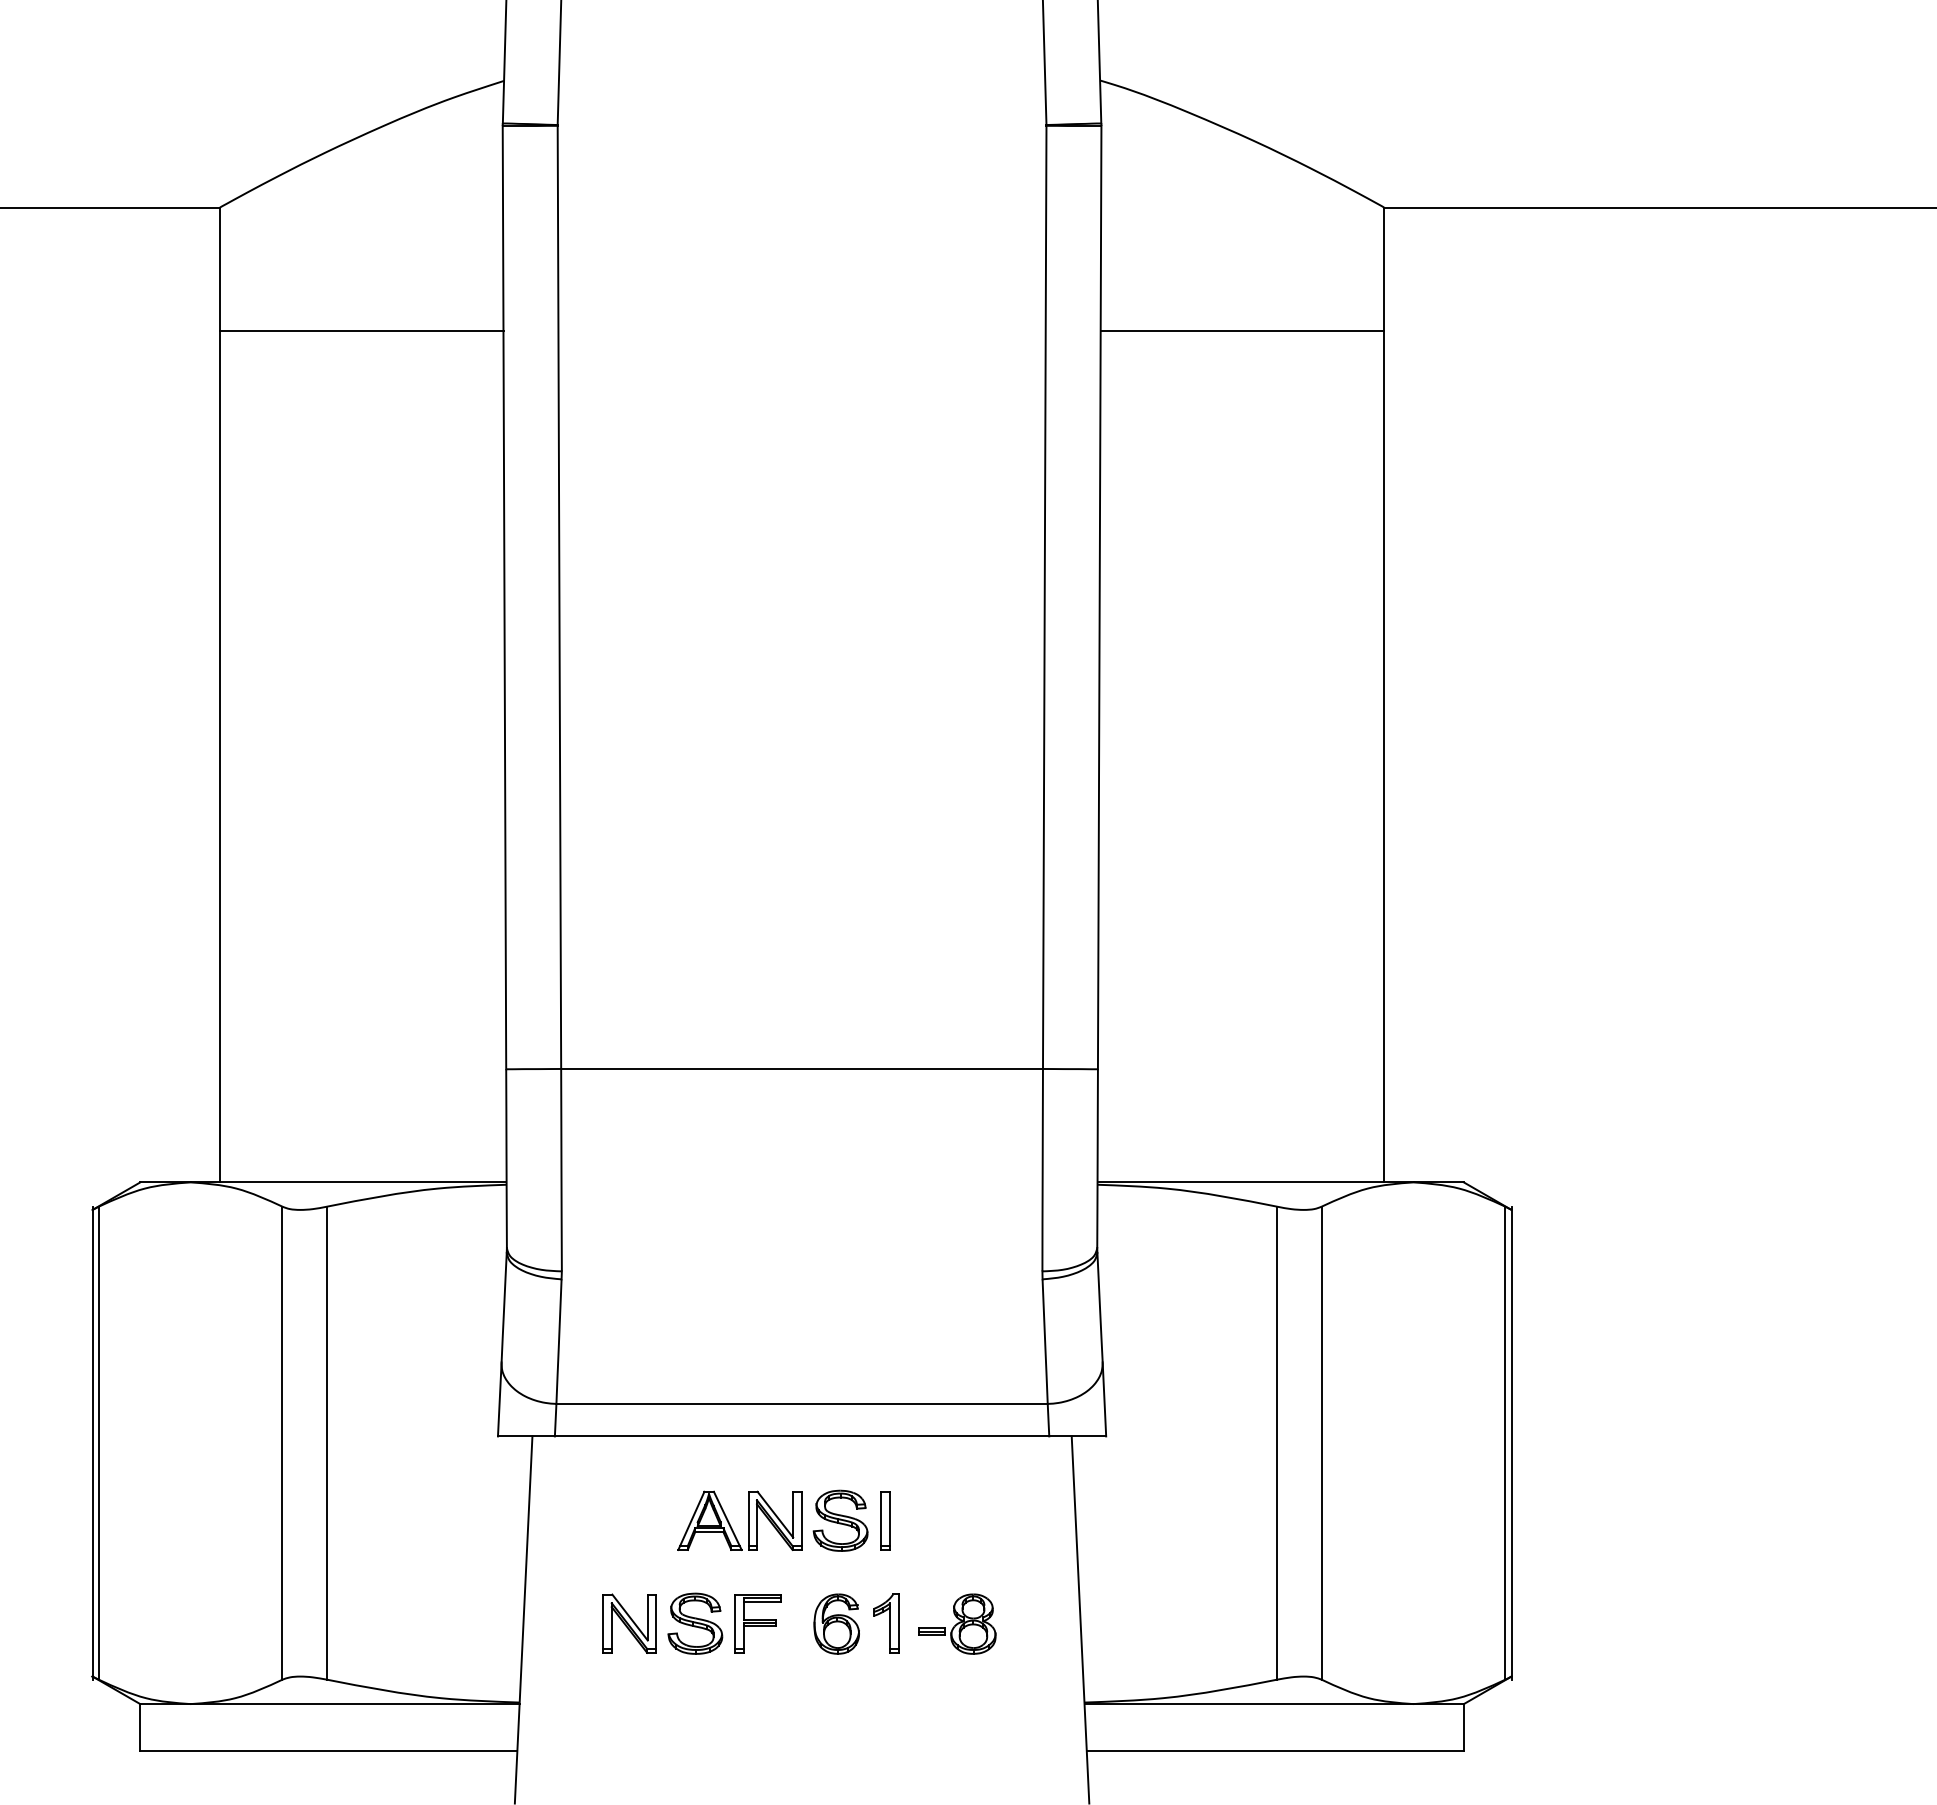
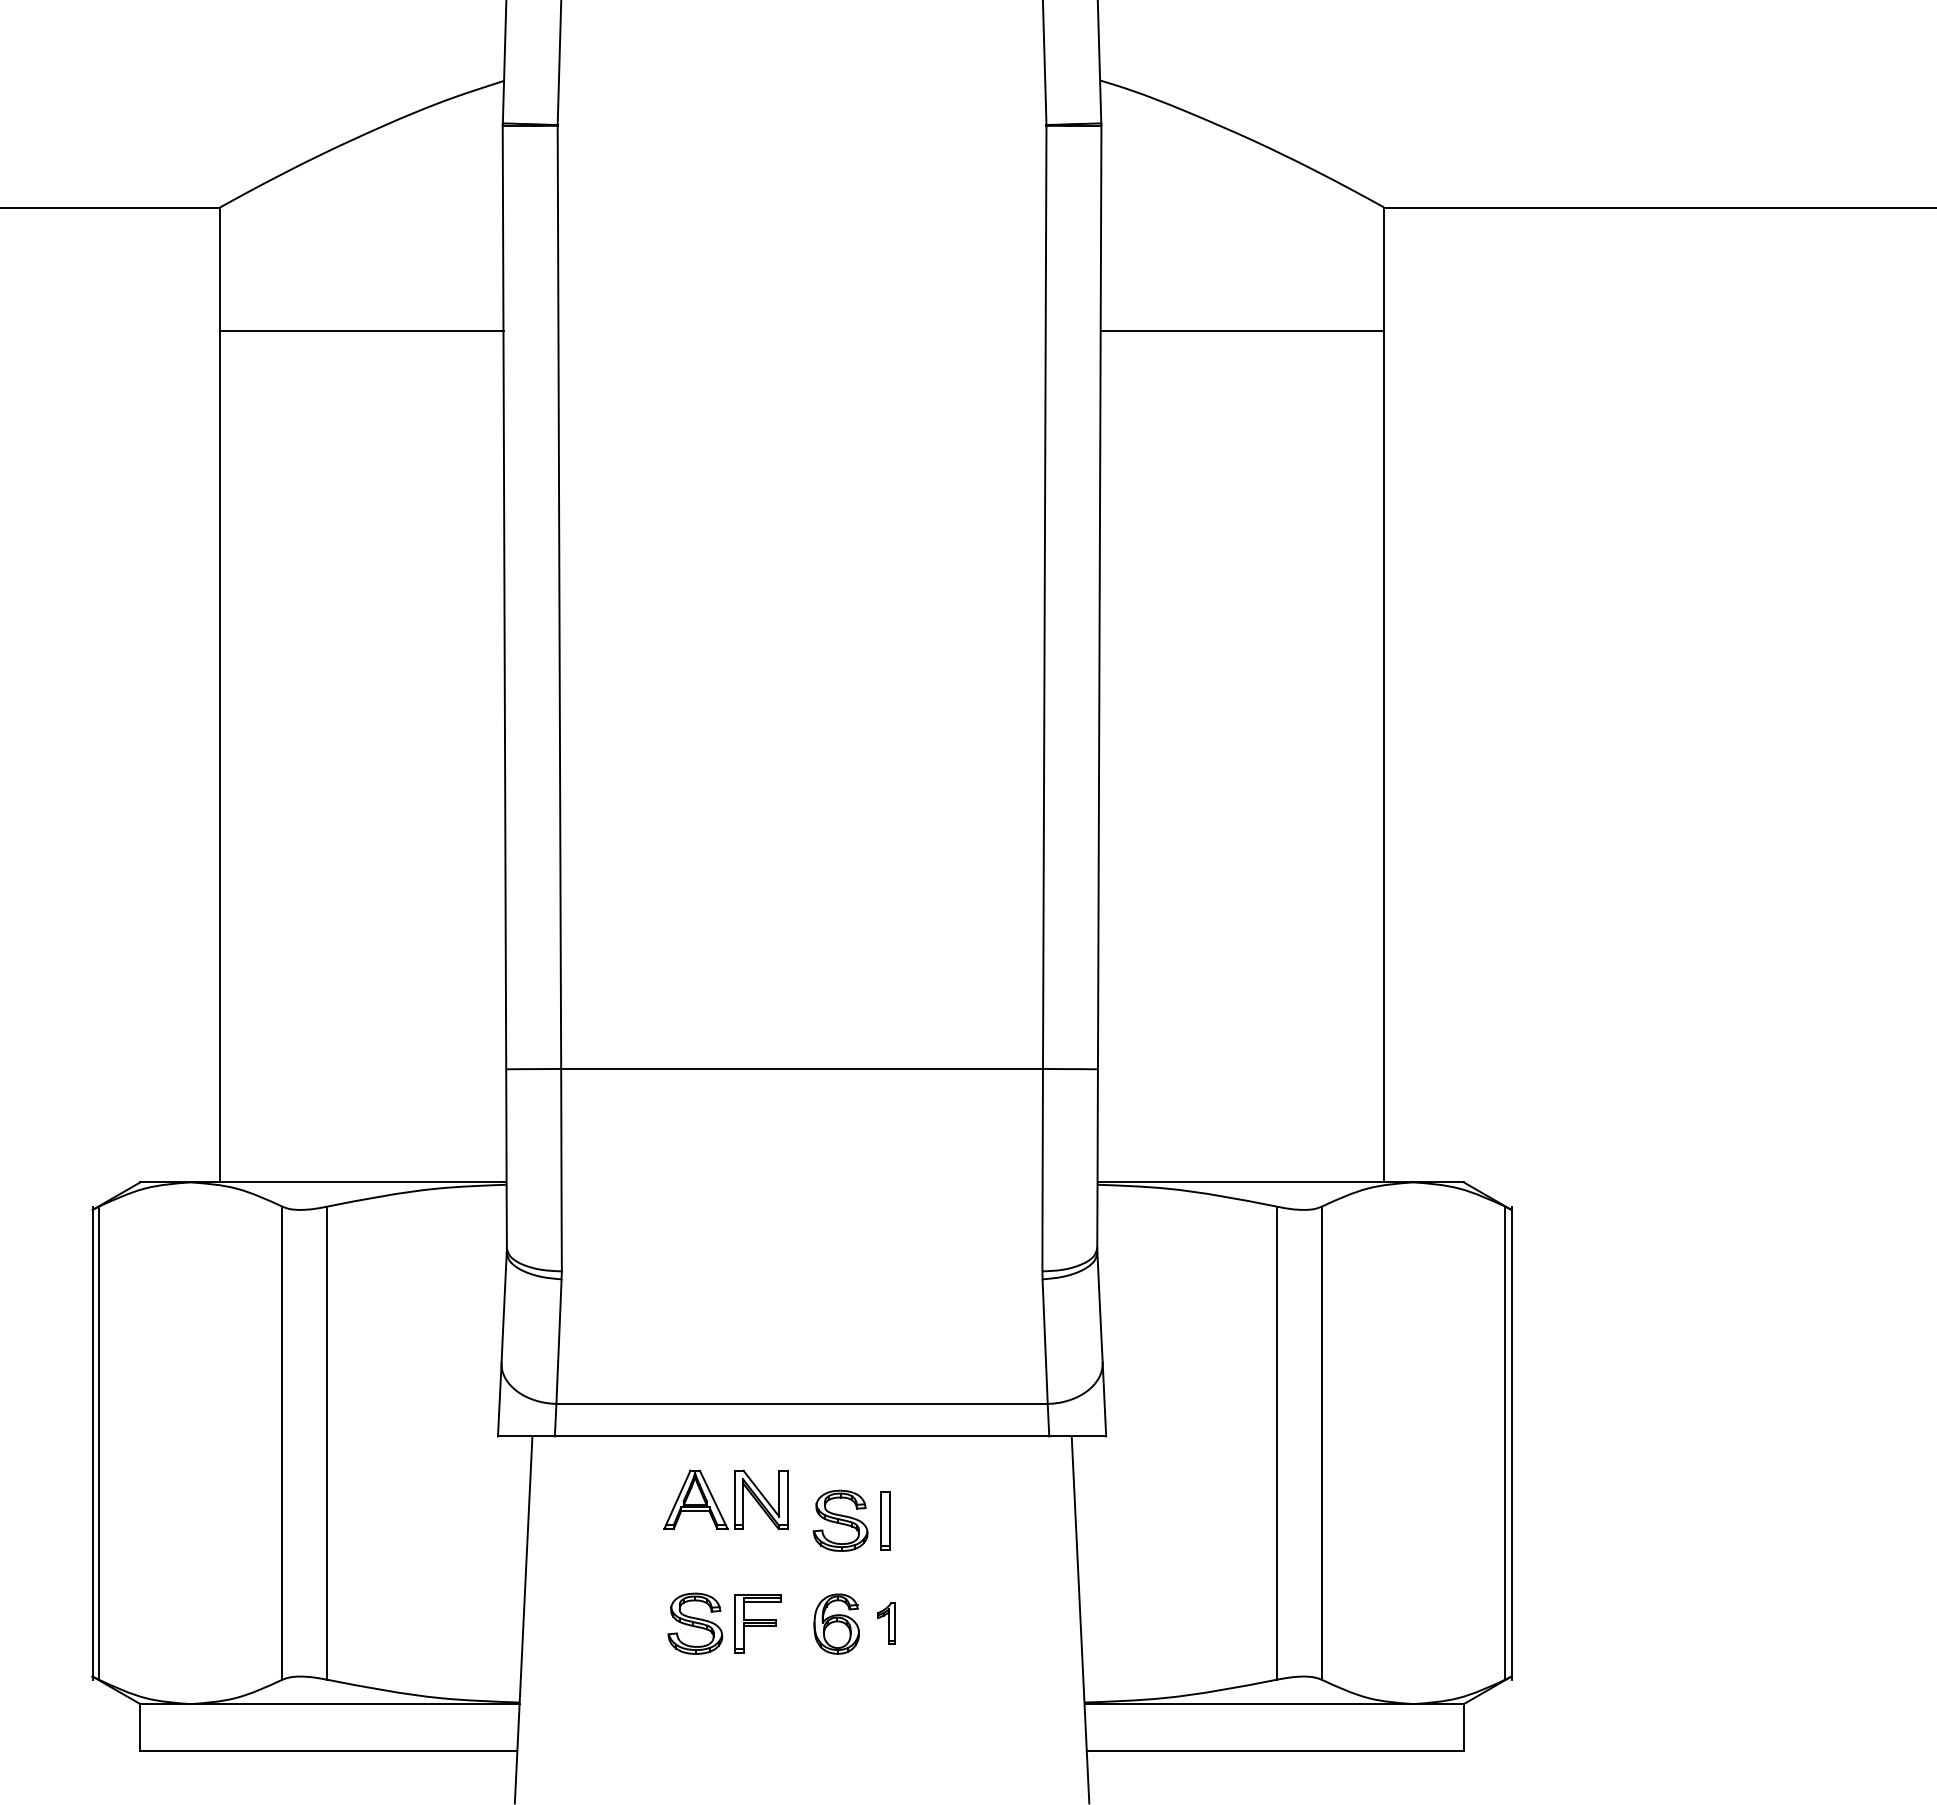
part position: (748, 1520) -> (734, 1499) (734, 1499)
part: present -> none (629, 1623)
part size: 27x61 px -> 19x43 px (886, 1623)
part: present -> none (957, 1623)
